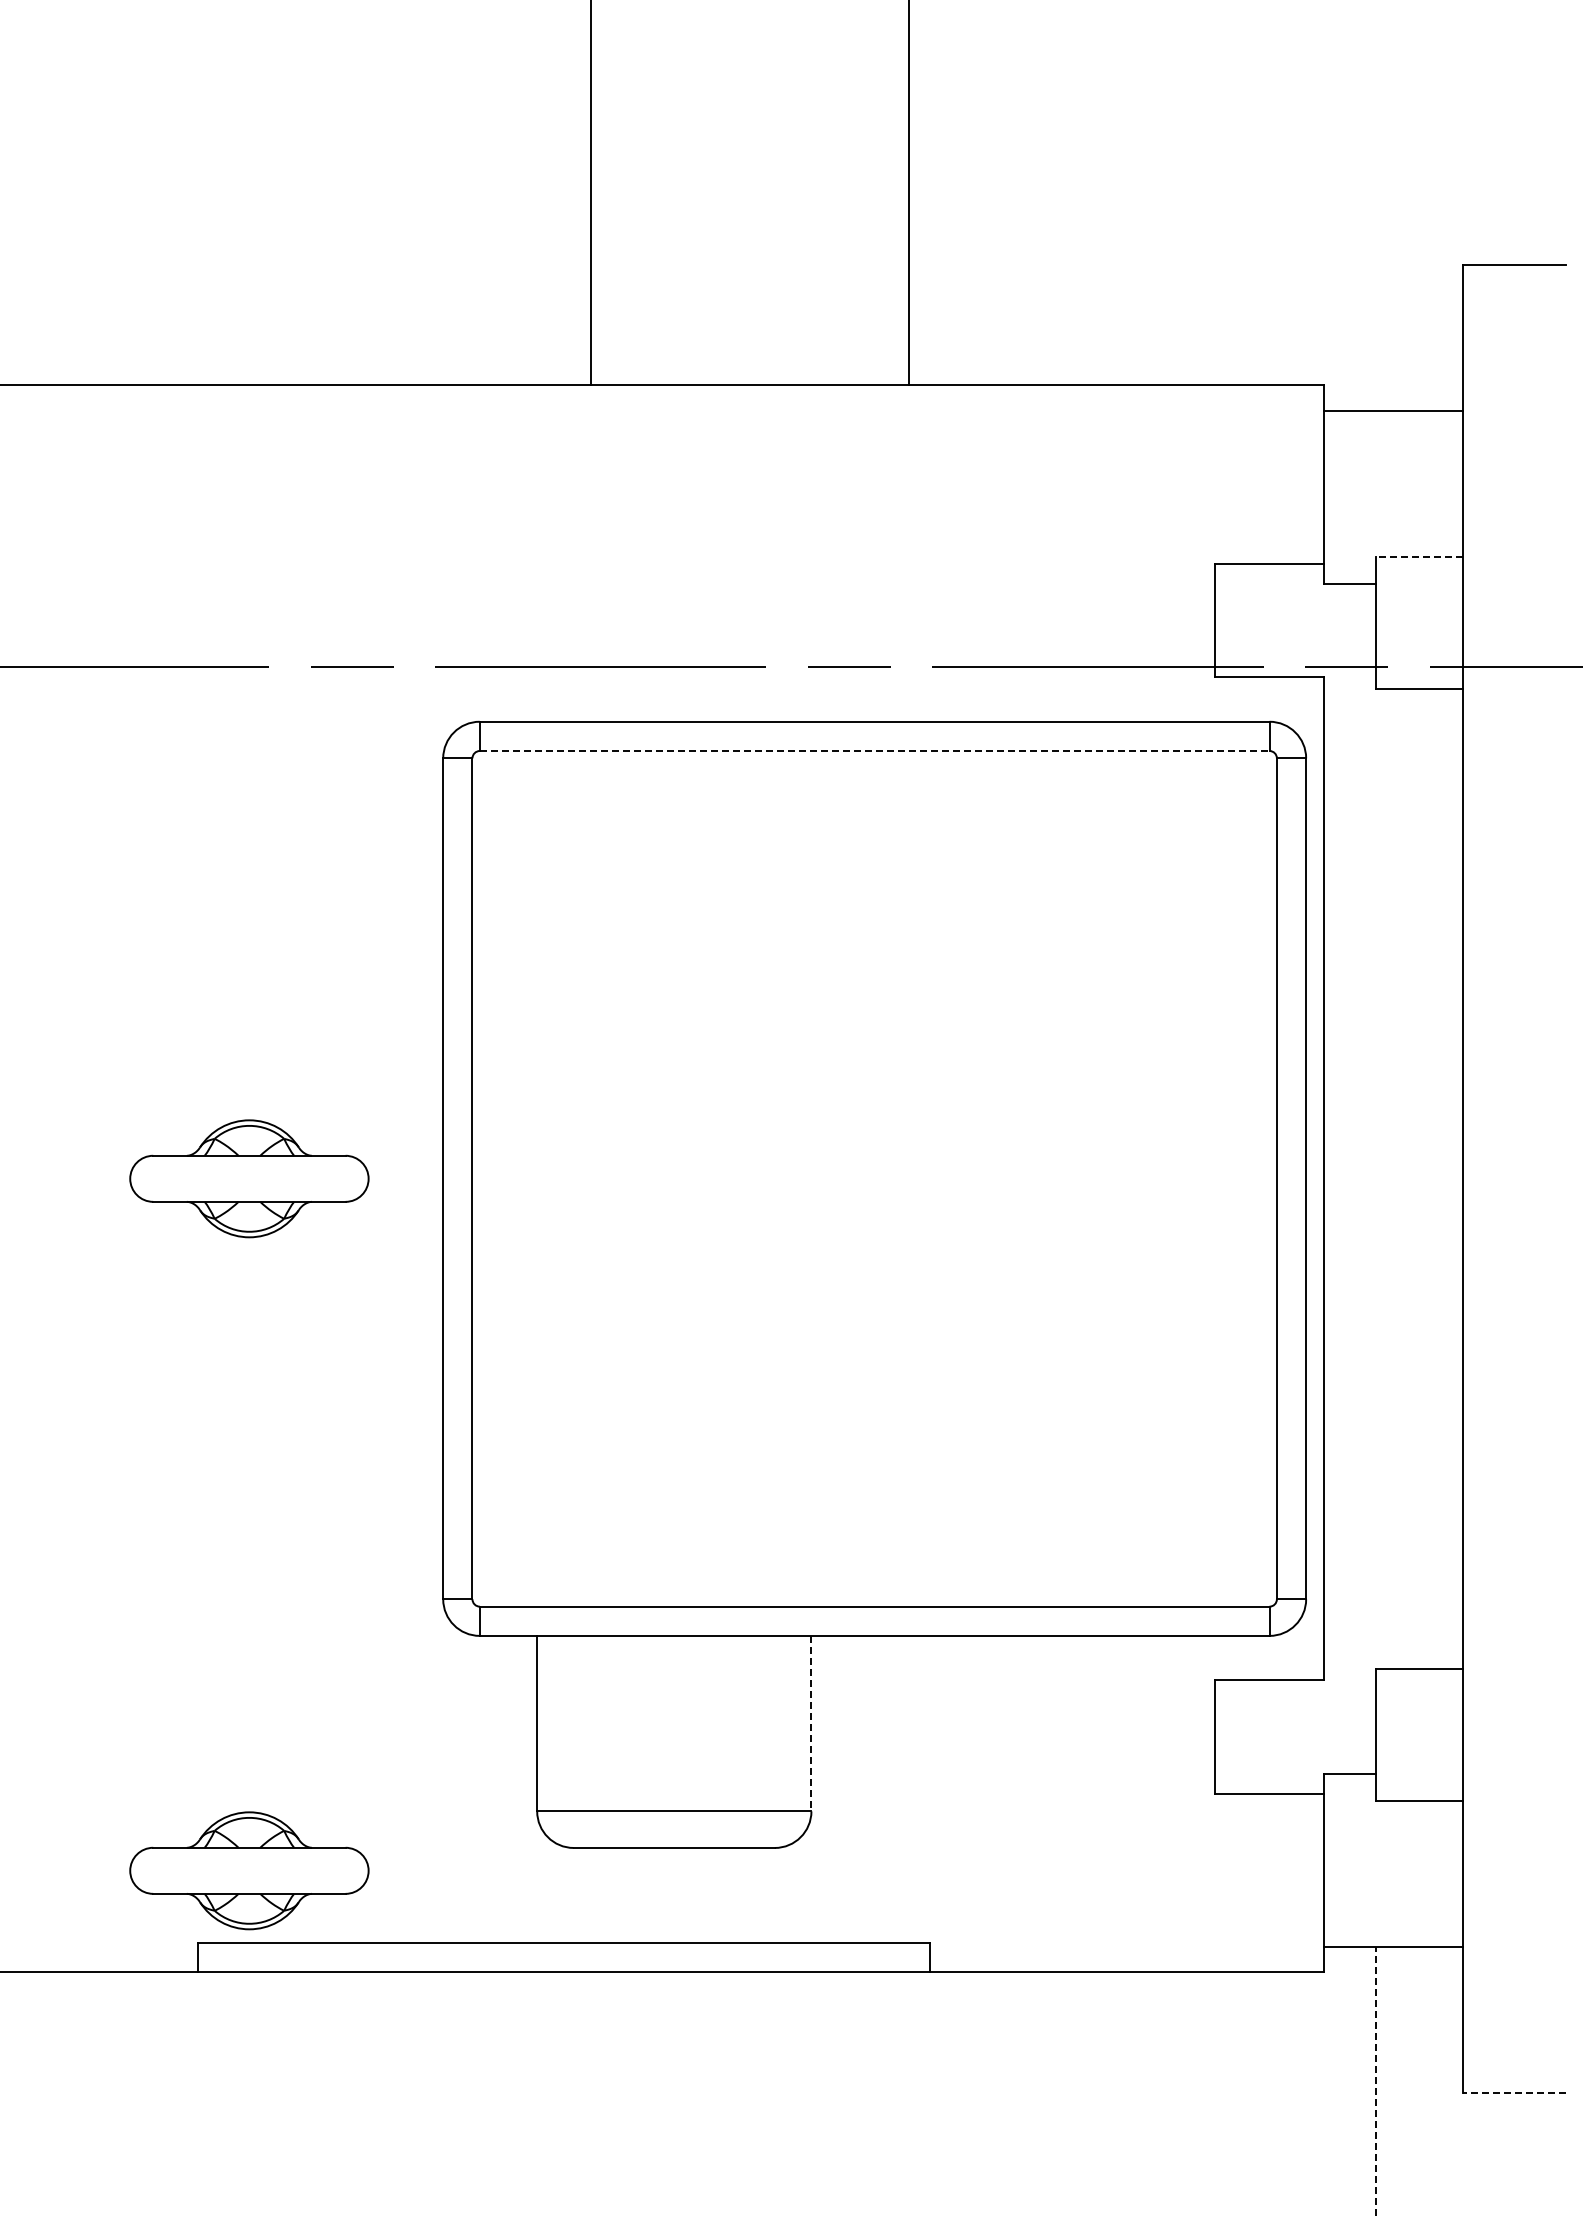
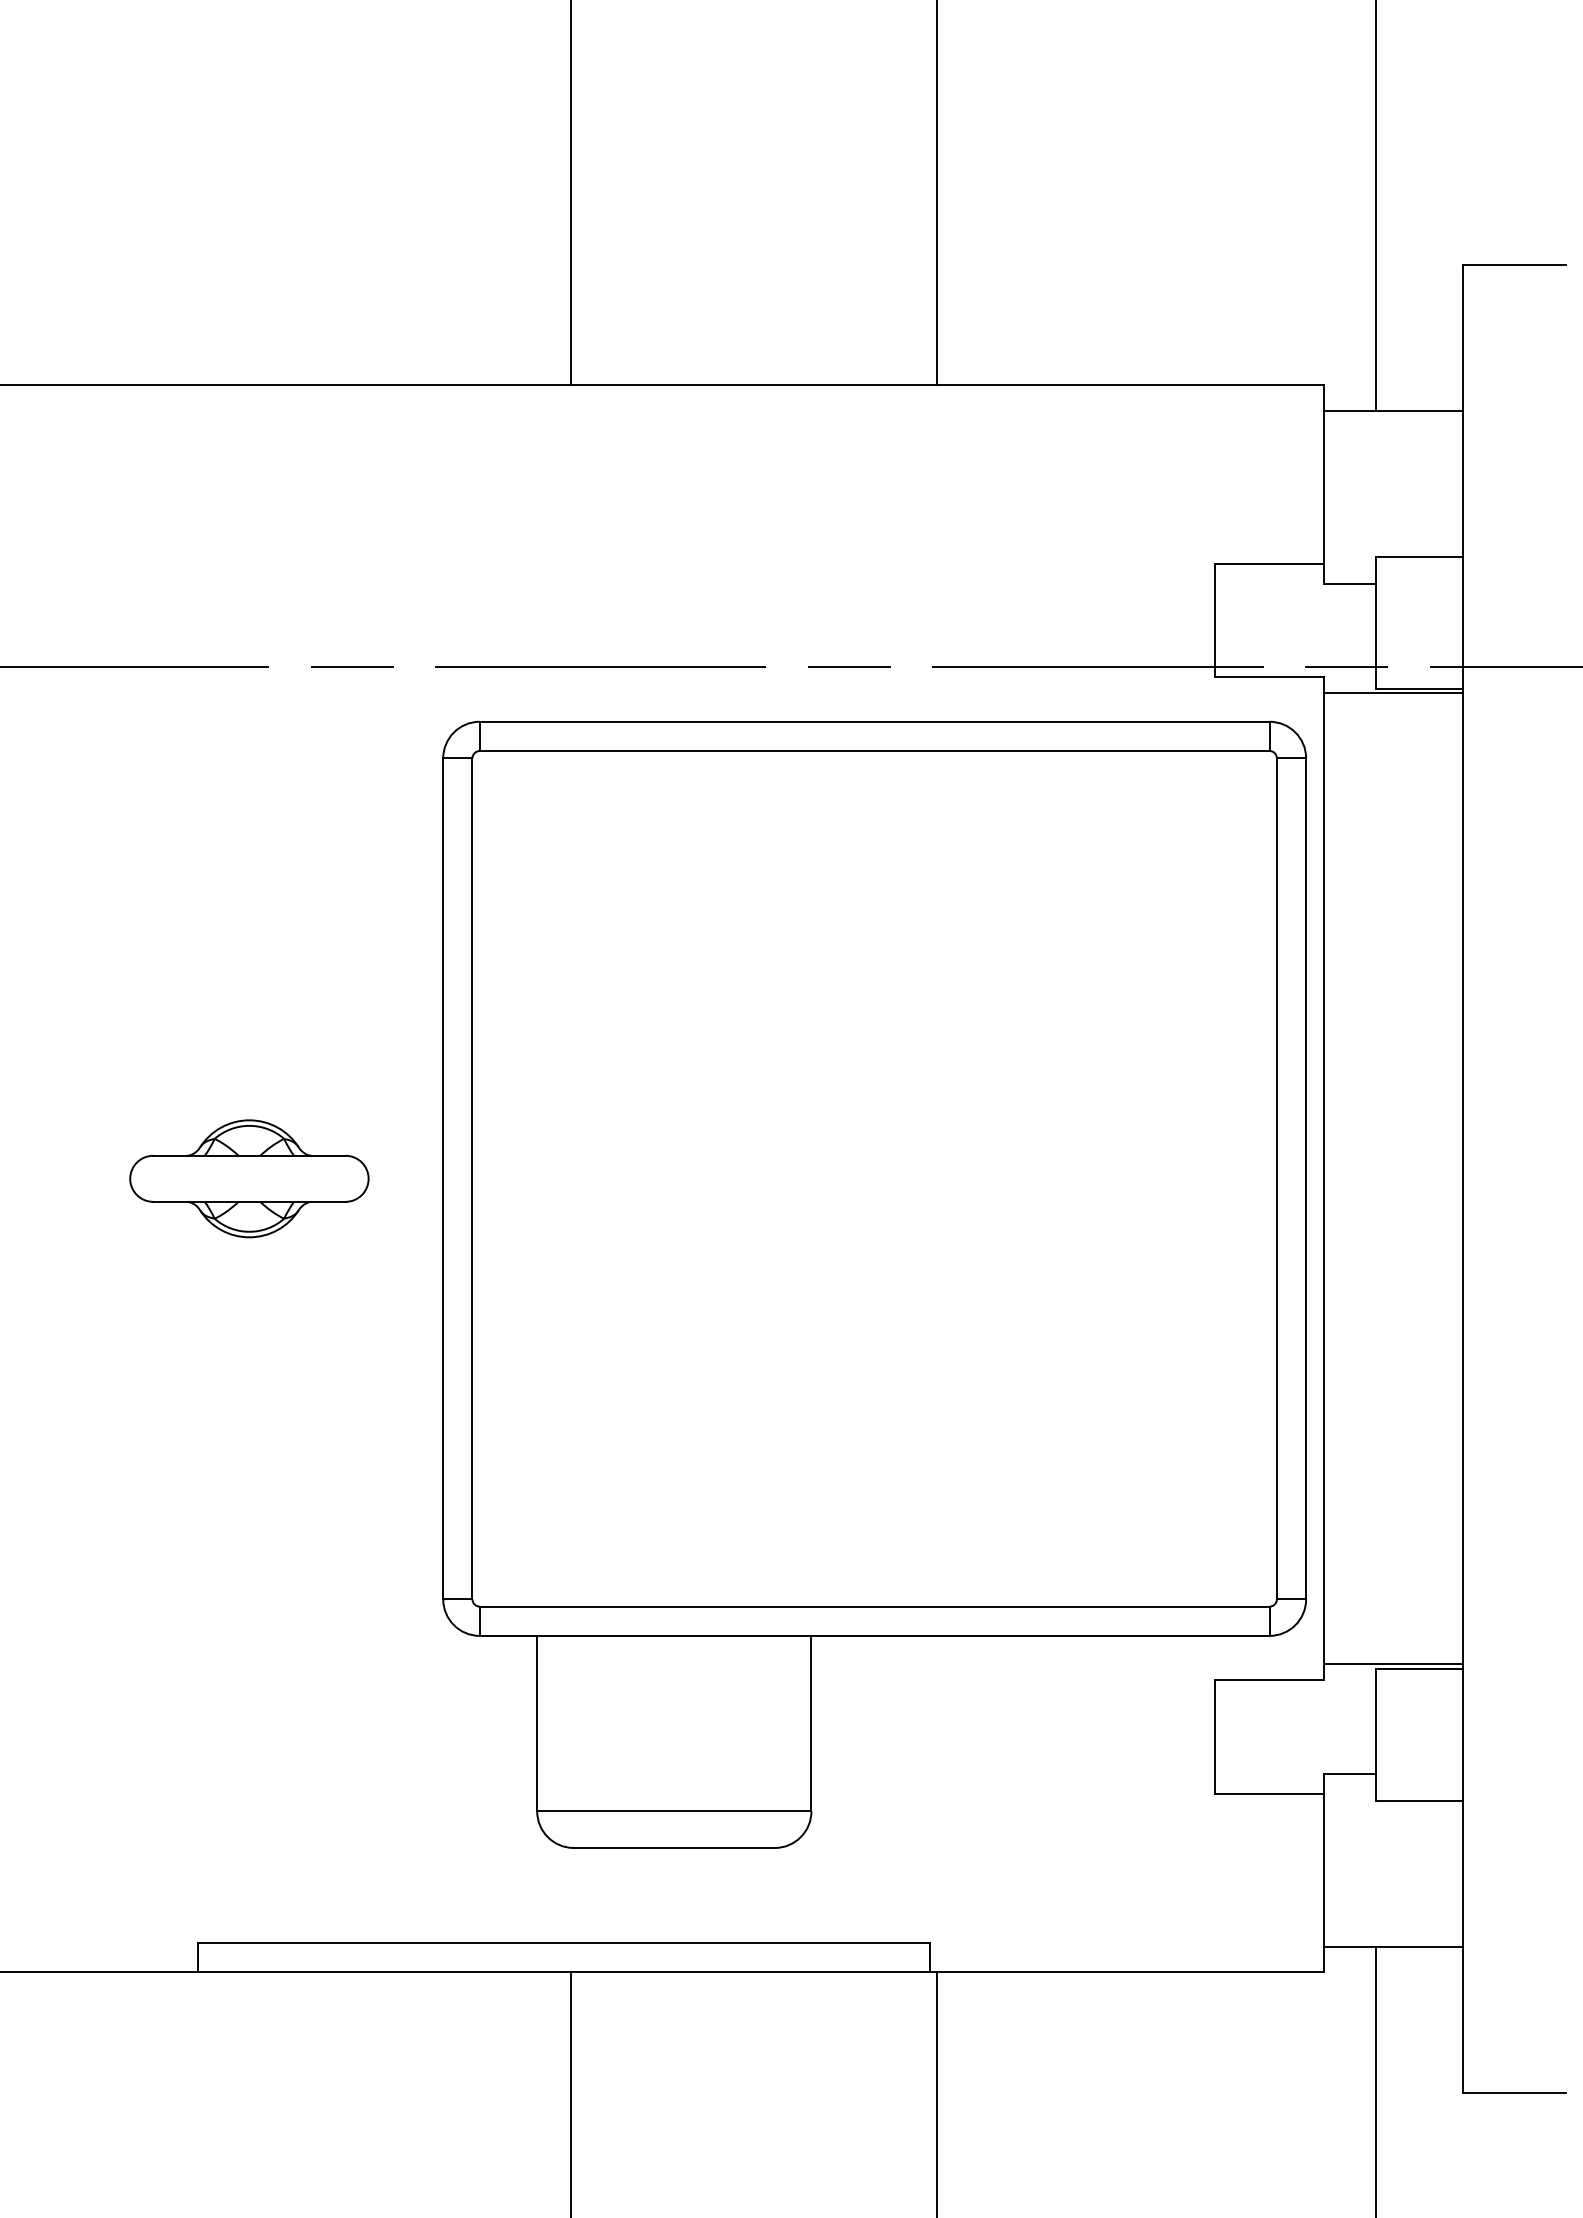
line position: (591, 193) -> (571, 193) (571, 193)
line position: (908, 193) -> (936, 193) (936, 193)
line: none -> present (1375, 206)
line: dashed -> solid (1419, 557)
line: none -> present (1393, 693)
line: dashed -> solid (874, 751)
line: none -> present (1393, 1664)
line: dashed -> solid (811, 1723)
part: present -> none (249, 1870)
line: dashed -> solid (1375, 2081)
line: dashed -> solid (1514, 2092)
line: none -> present (571, 2093)
line: none -> present (936, 2093)
